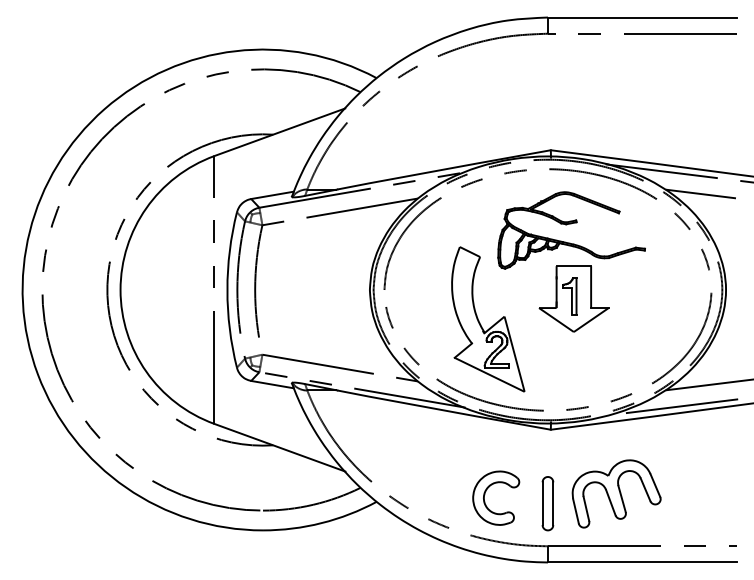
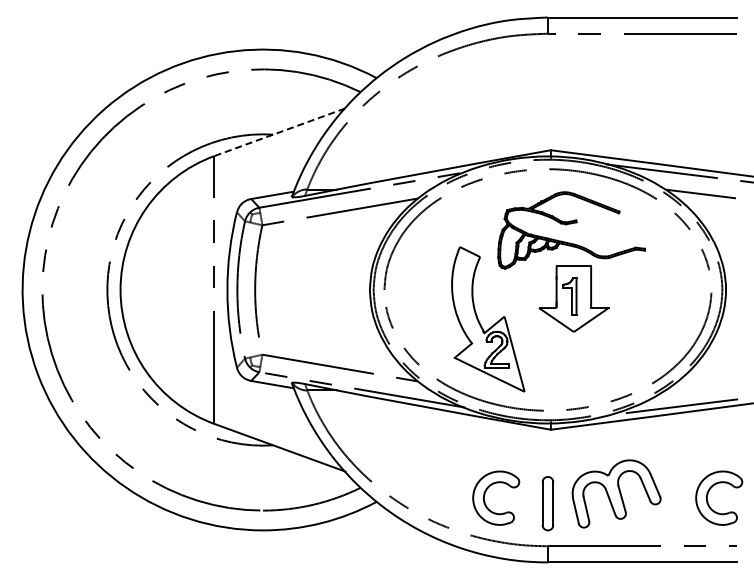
line: solid -> dashed (279, 132)
line: present -> none (707, 384)
part: none -> present (708, 494)
